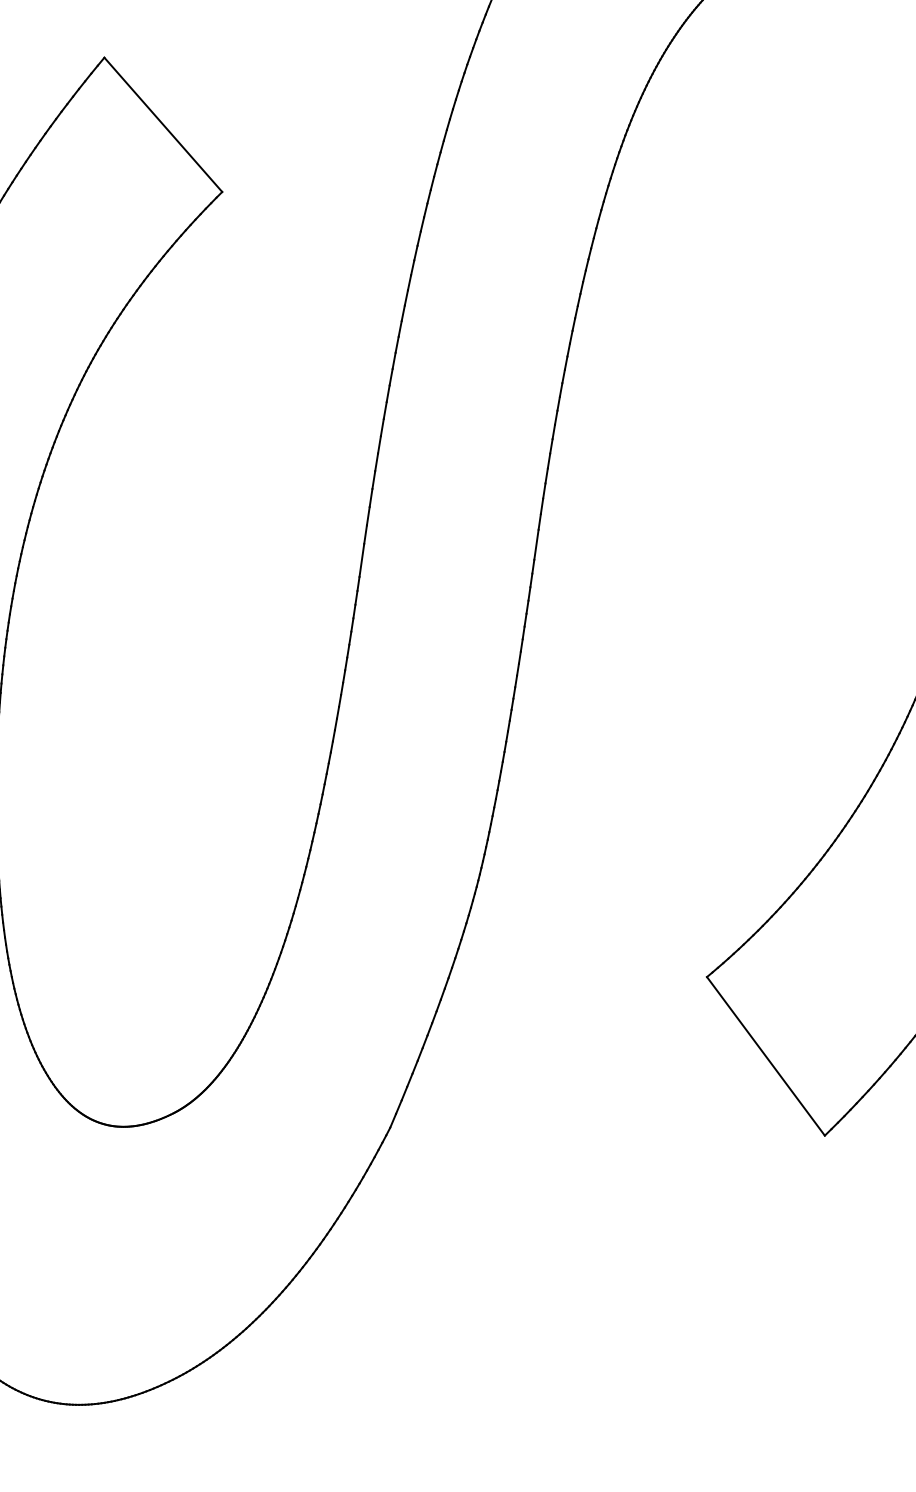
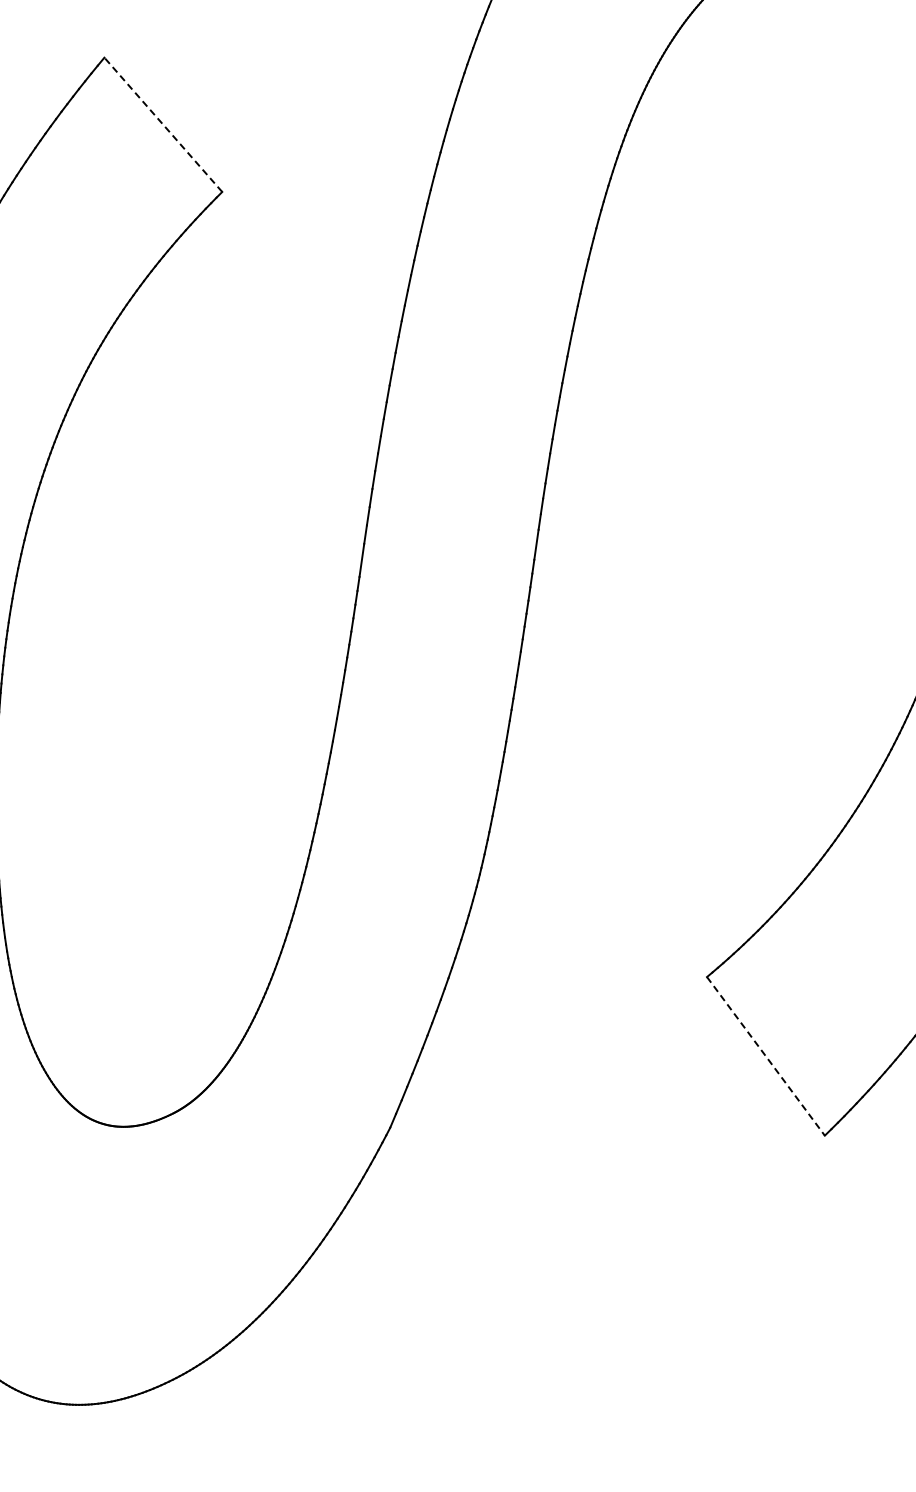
line: solid -> dashed (163, 124)
line: solid -> dashed (765, 1056)
